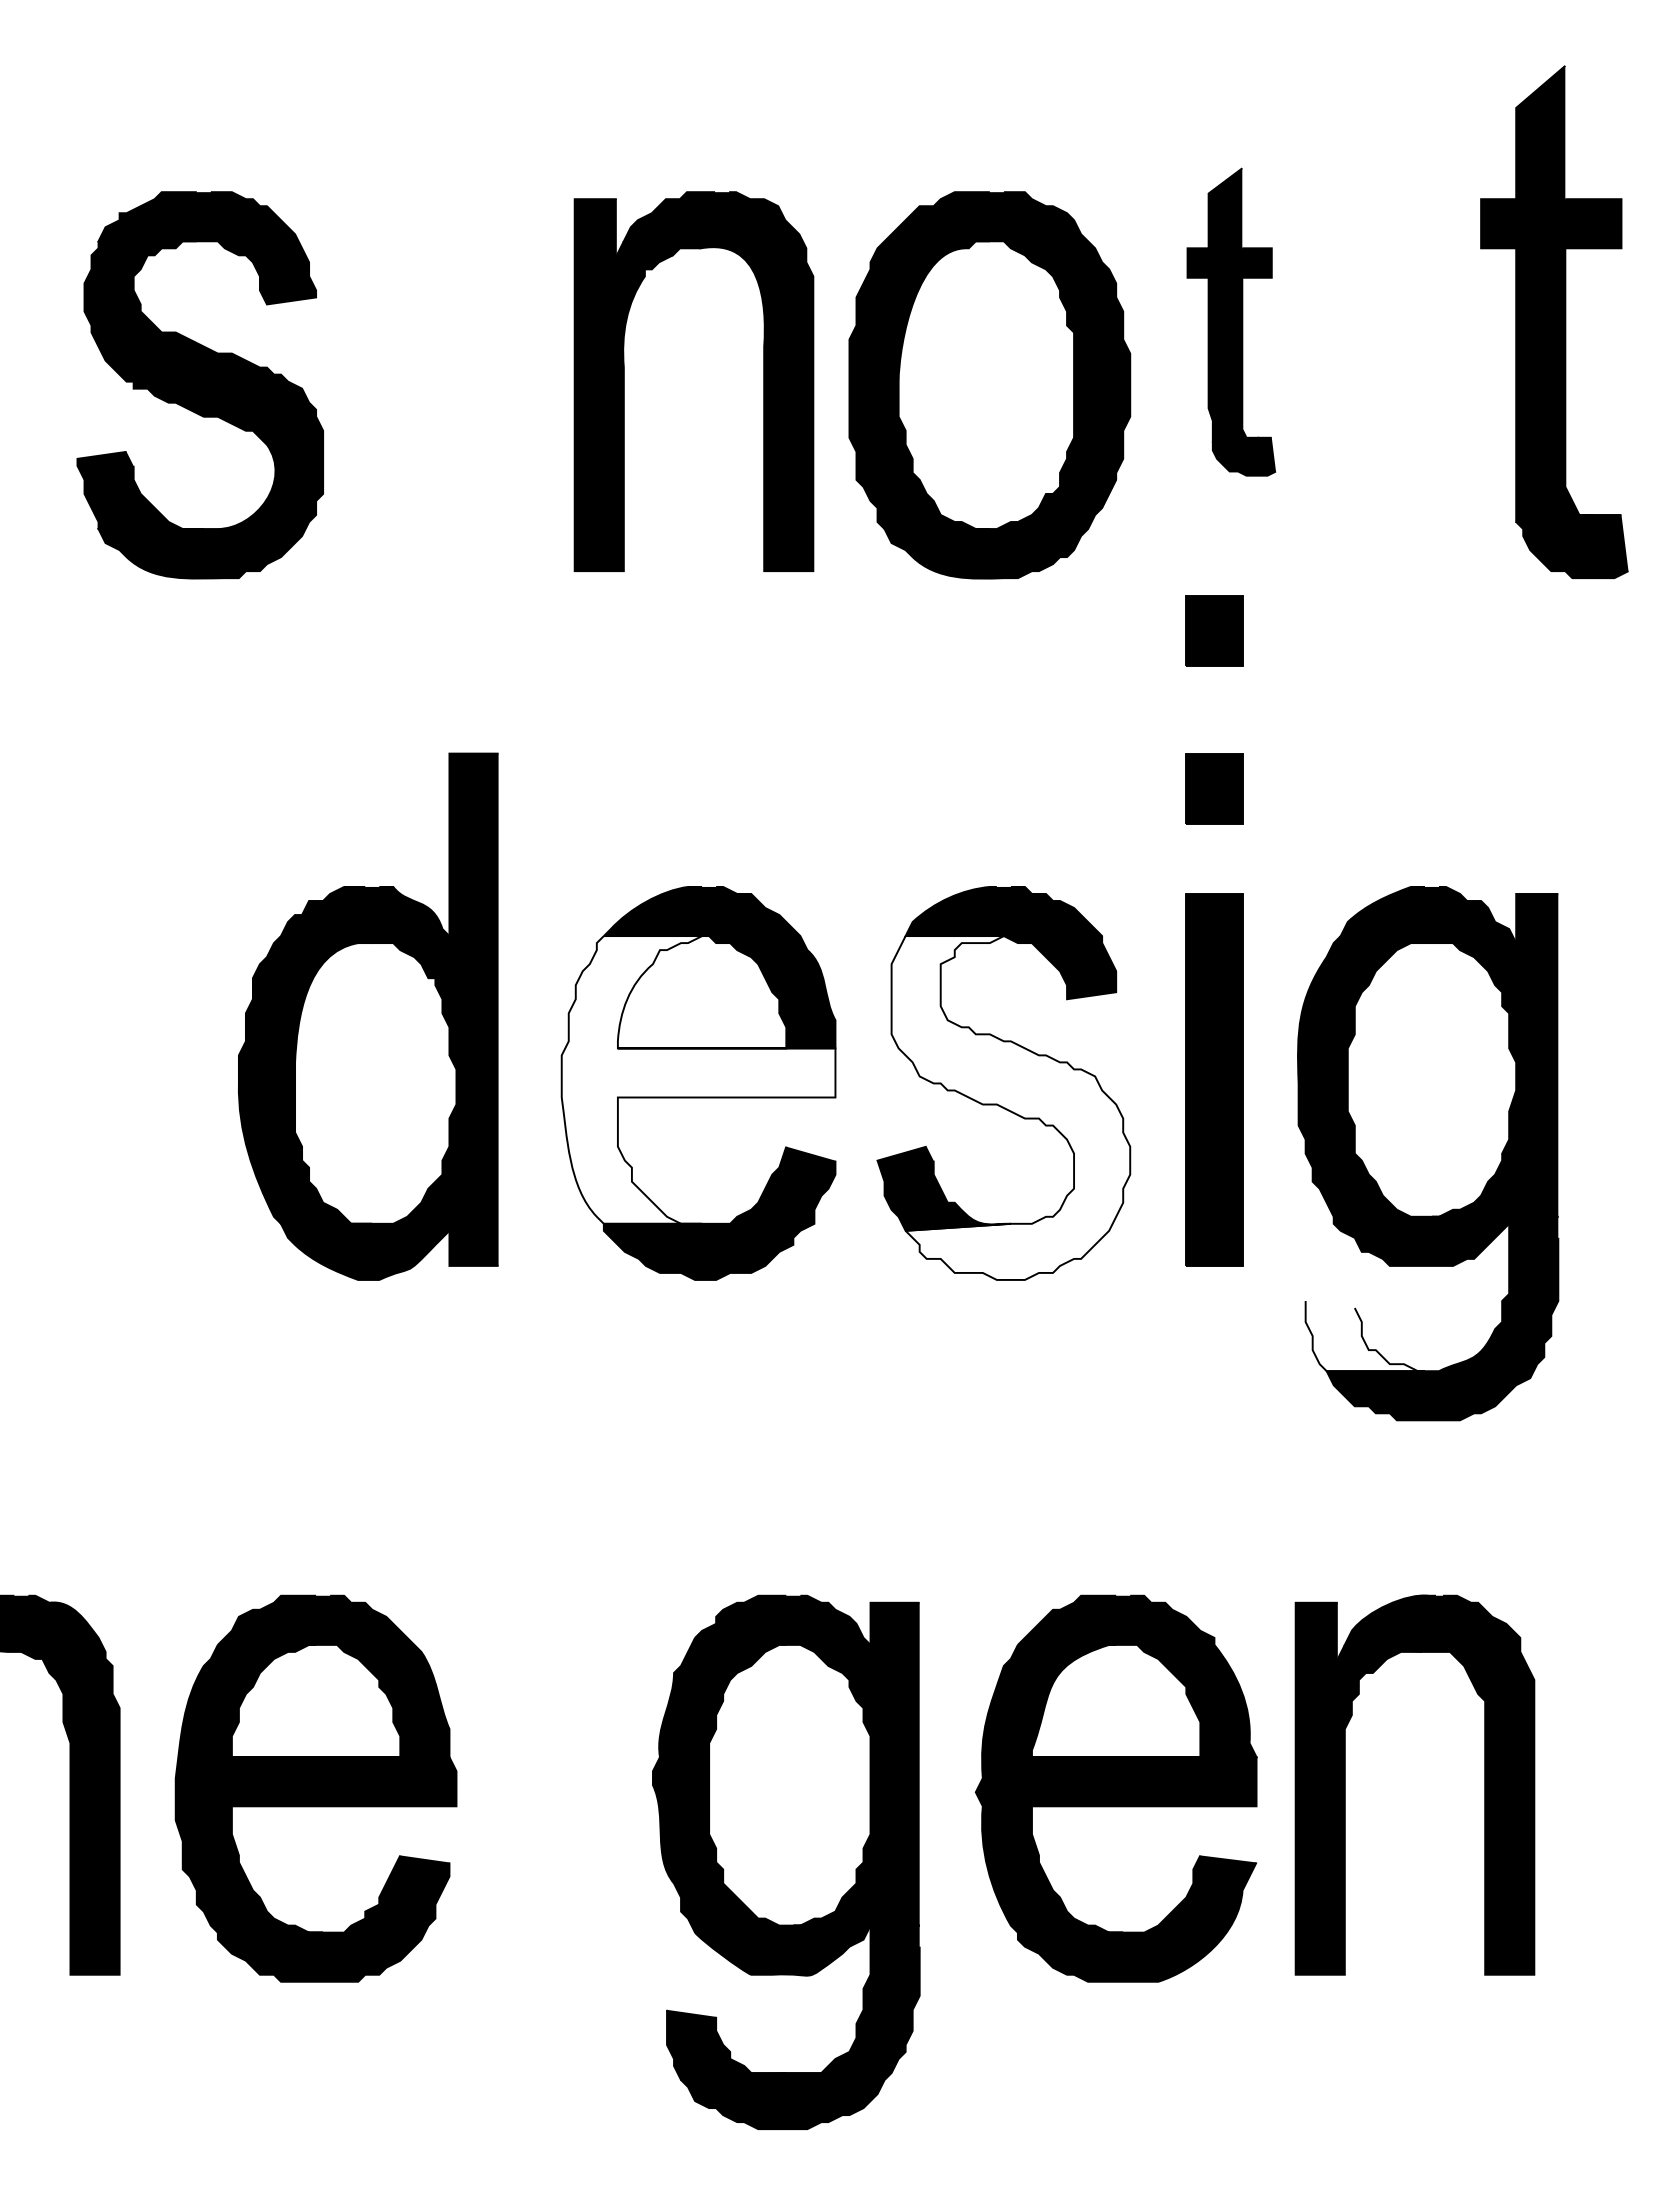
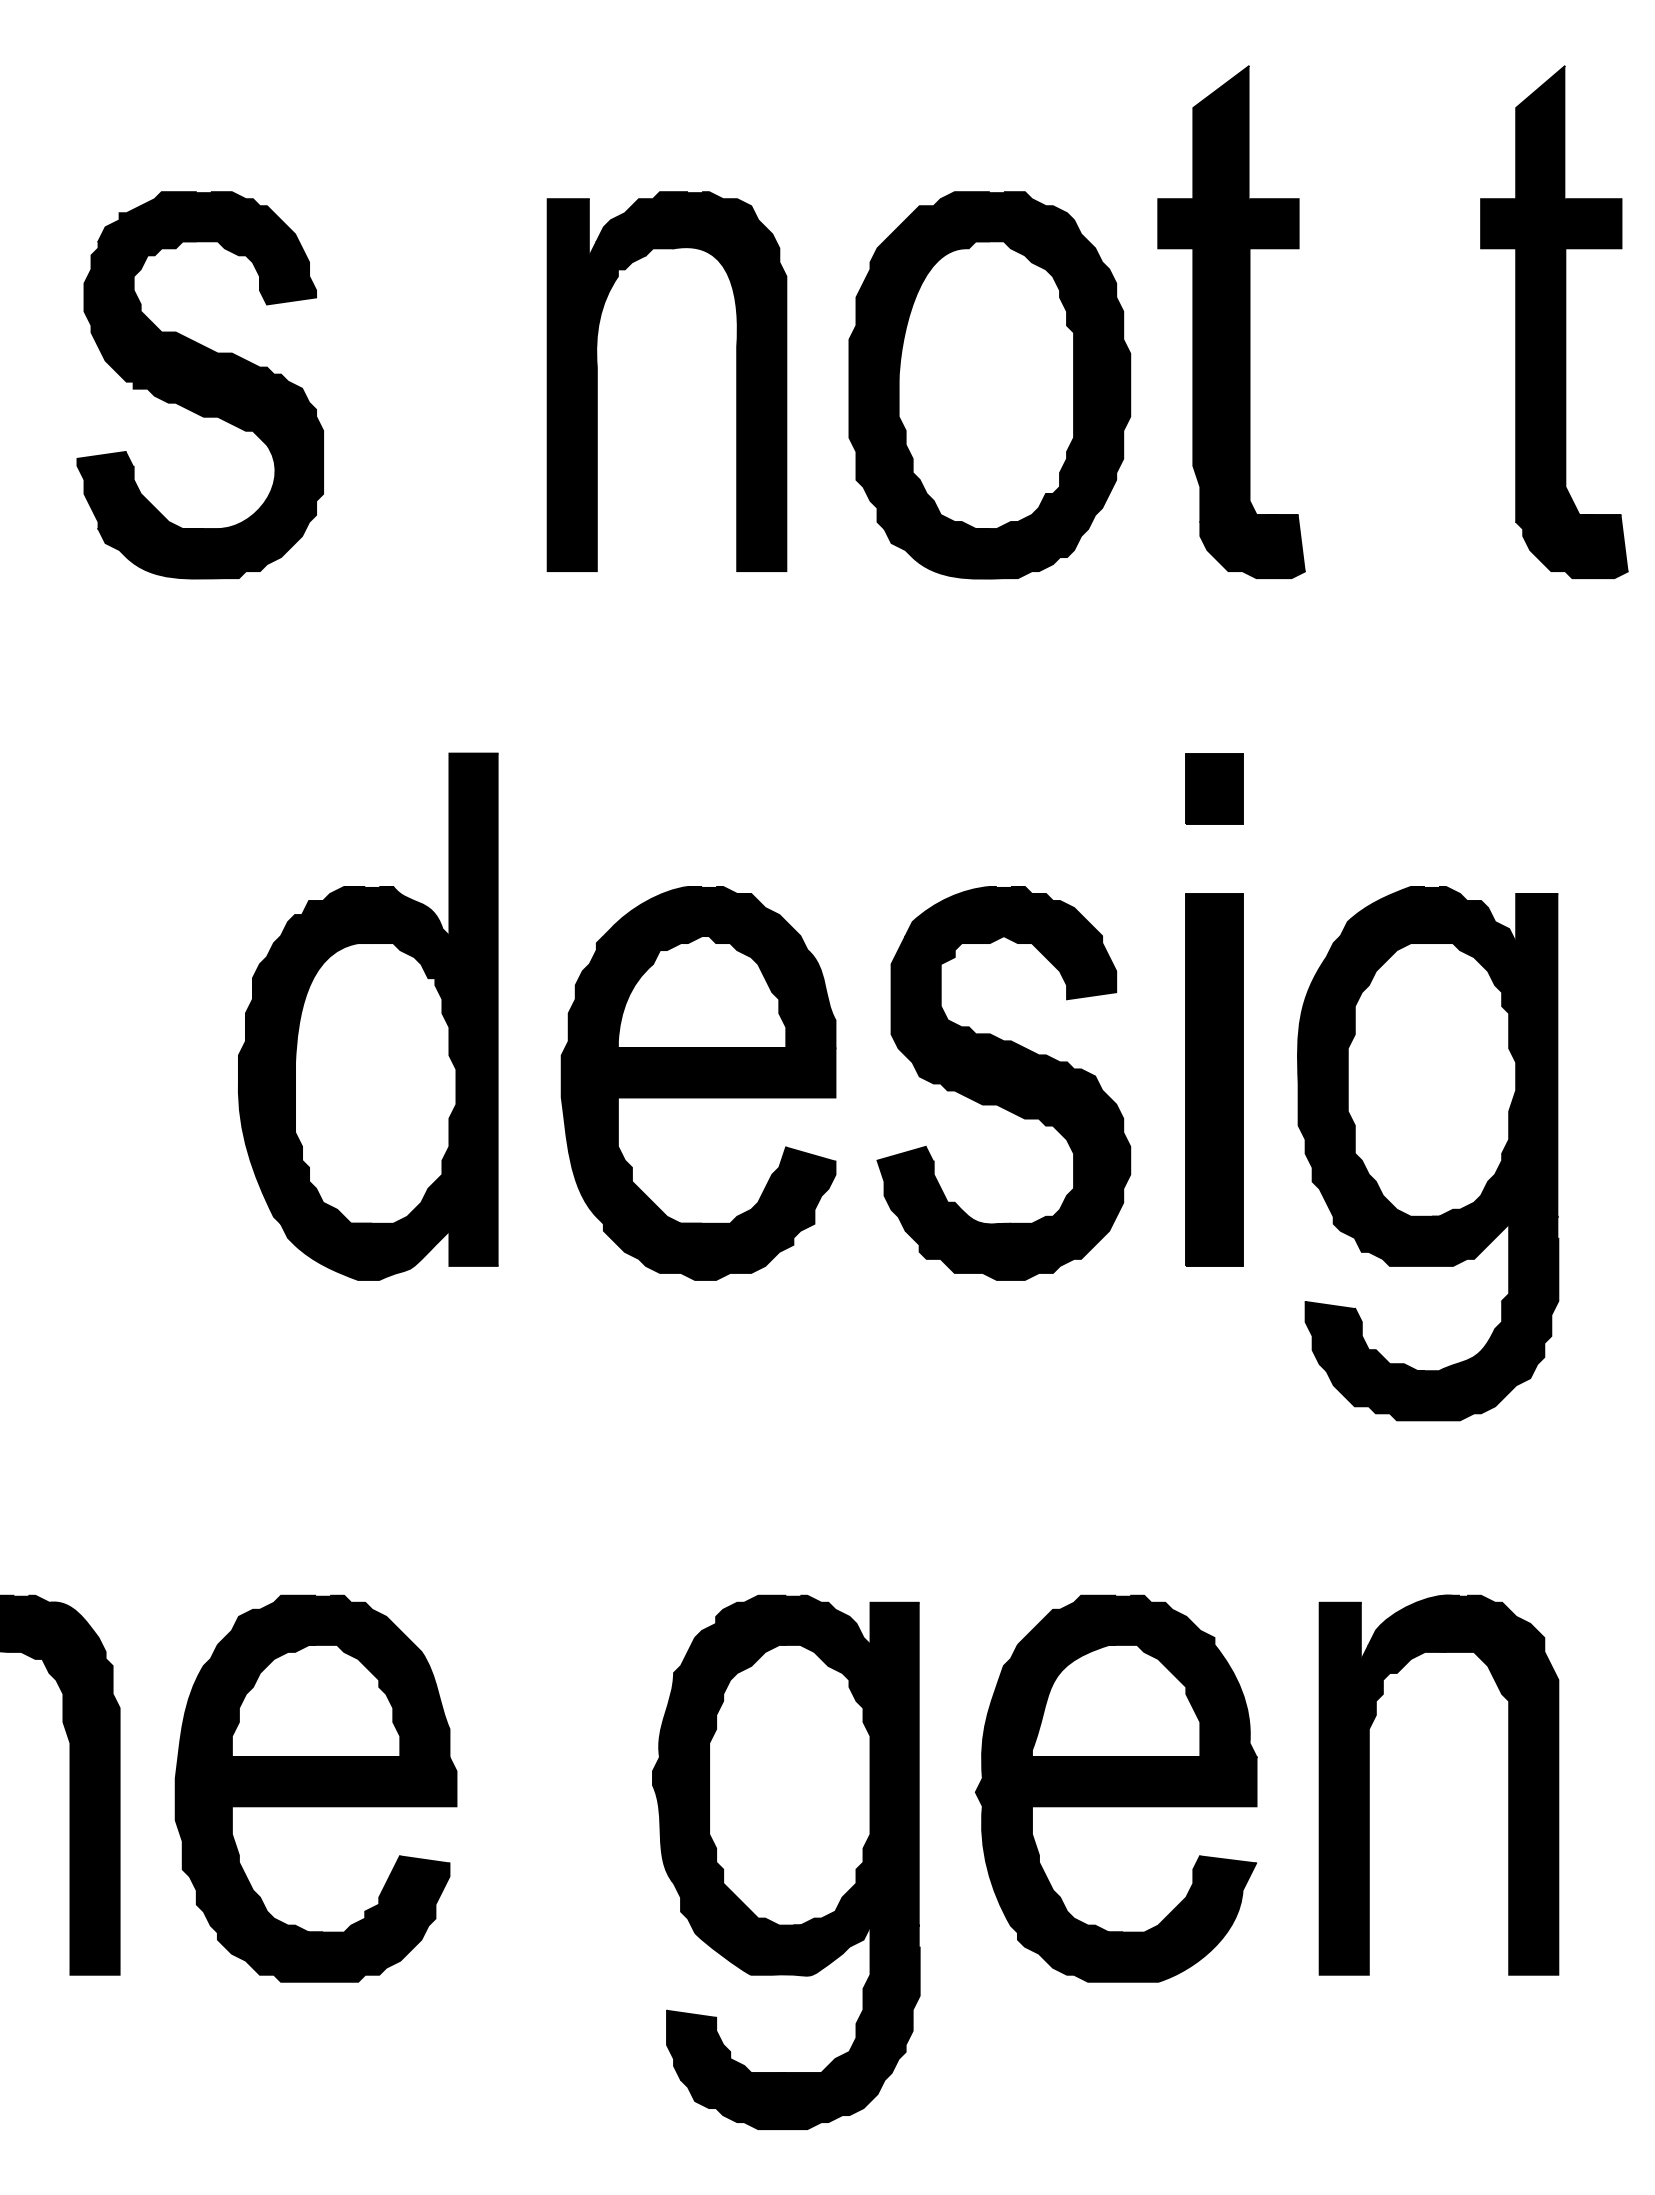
part size: 91x310 px -> 149x514 px (1231, 321)
part position: (624, 381) -> (597, 381) (597, 381)
part: present -> none (1214, 630)
fill: none -> present (698, 1079)
fill: none -> present (1010, 1107)
fill: none -> present (1364, 1336)
part position: (1345, 1784) -> (1369, 1784) (1369, 1784)
